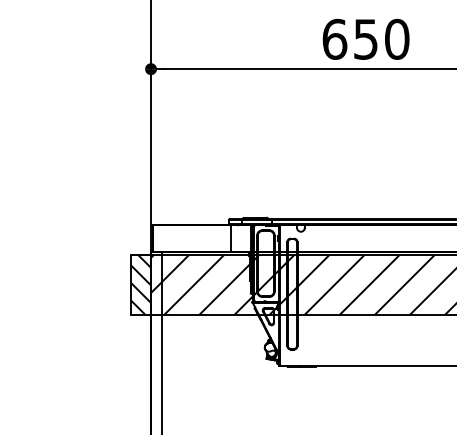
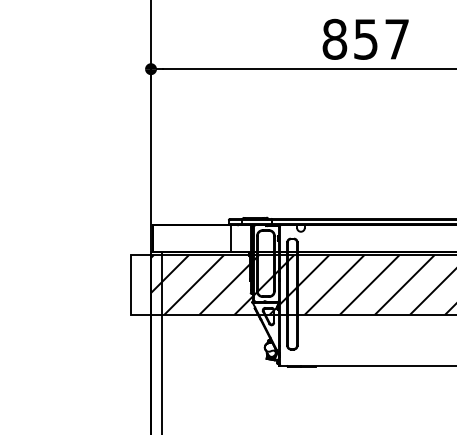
text: 650 -> 857 (365, 38)
hatch: present -> none (141, 284)
